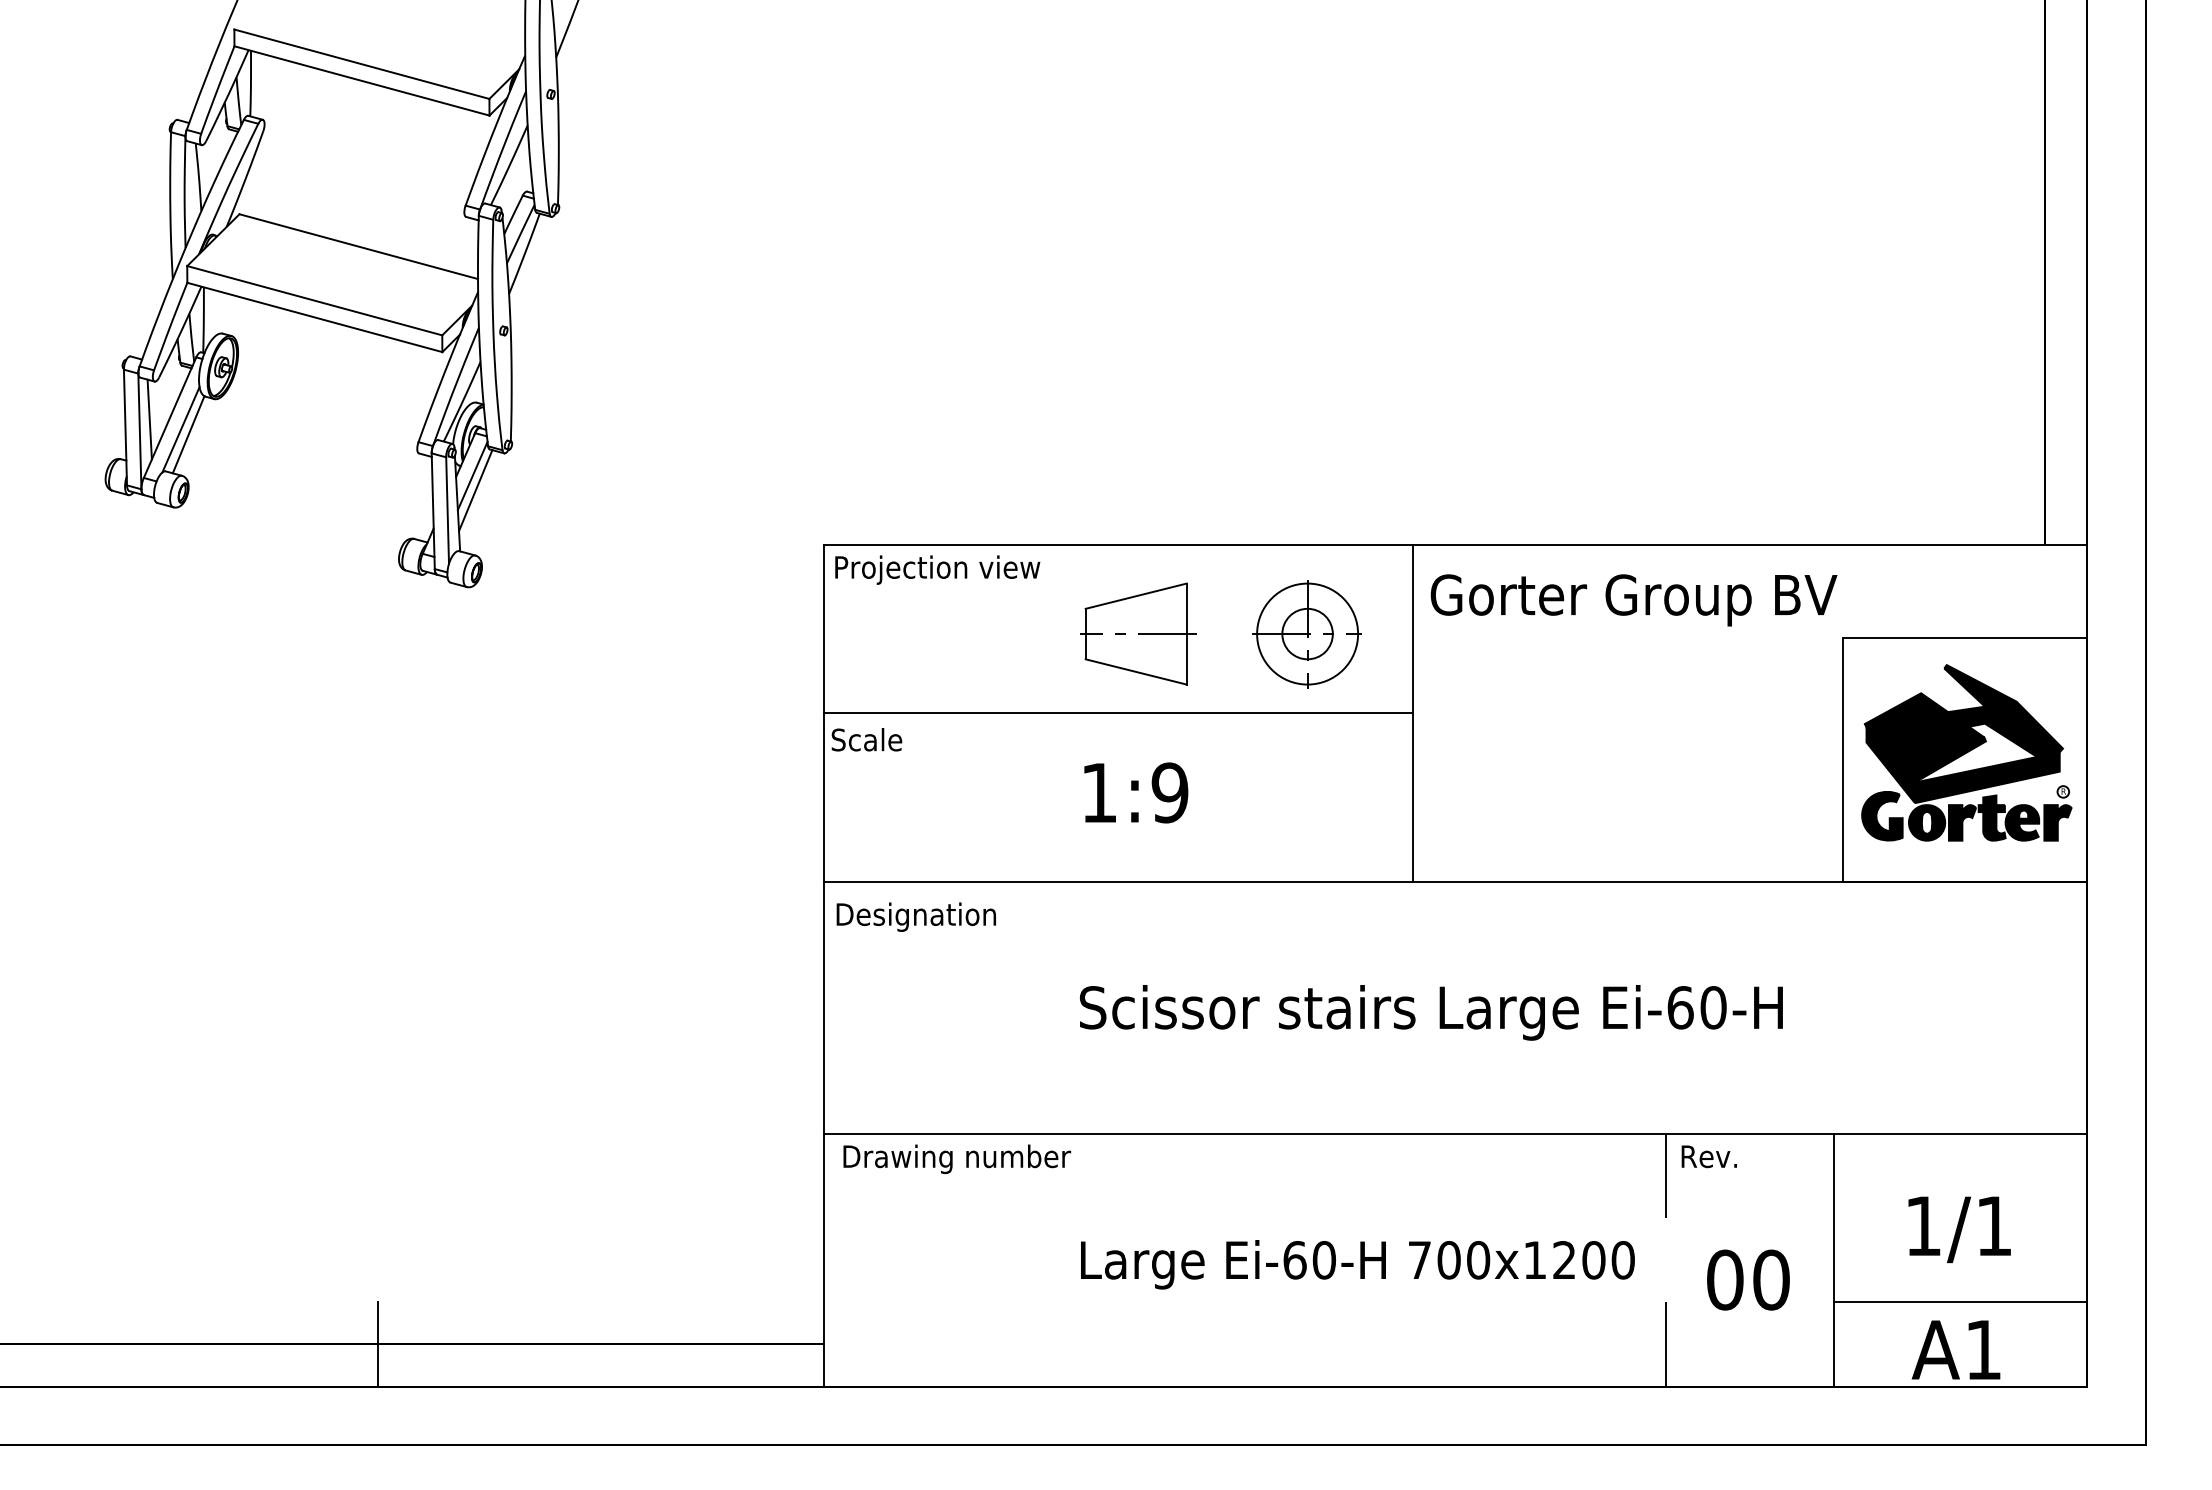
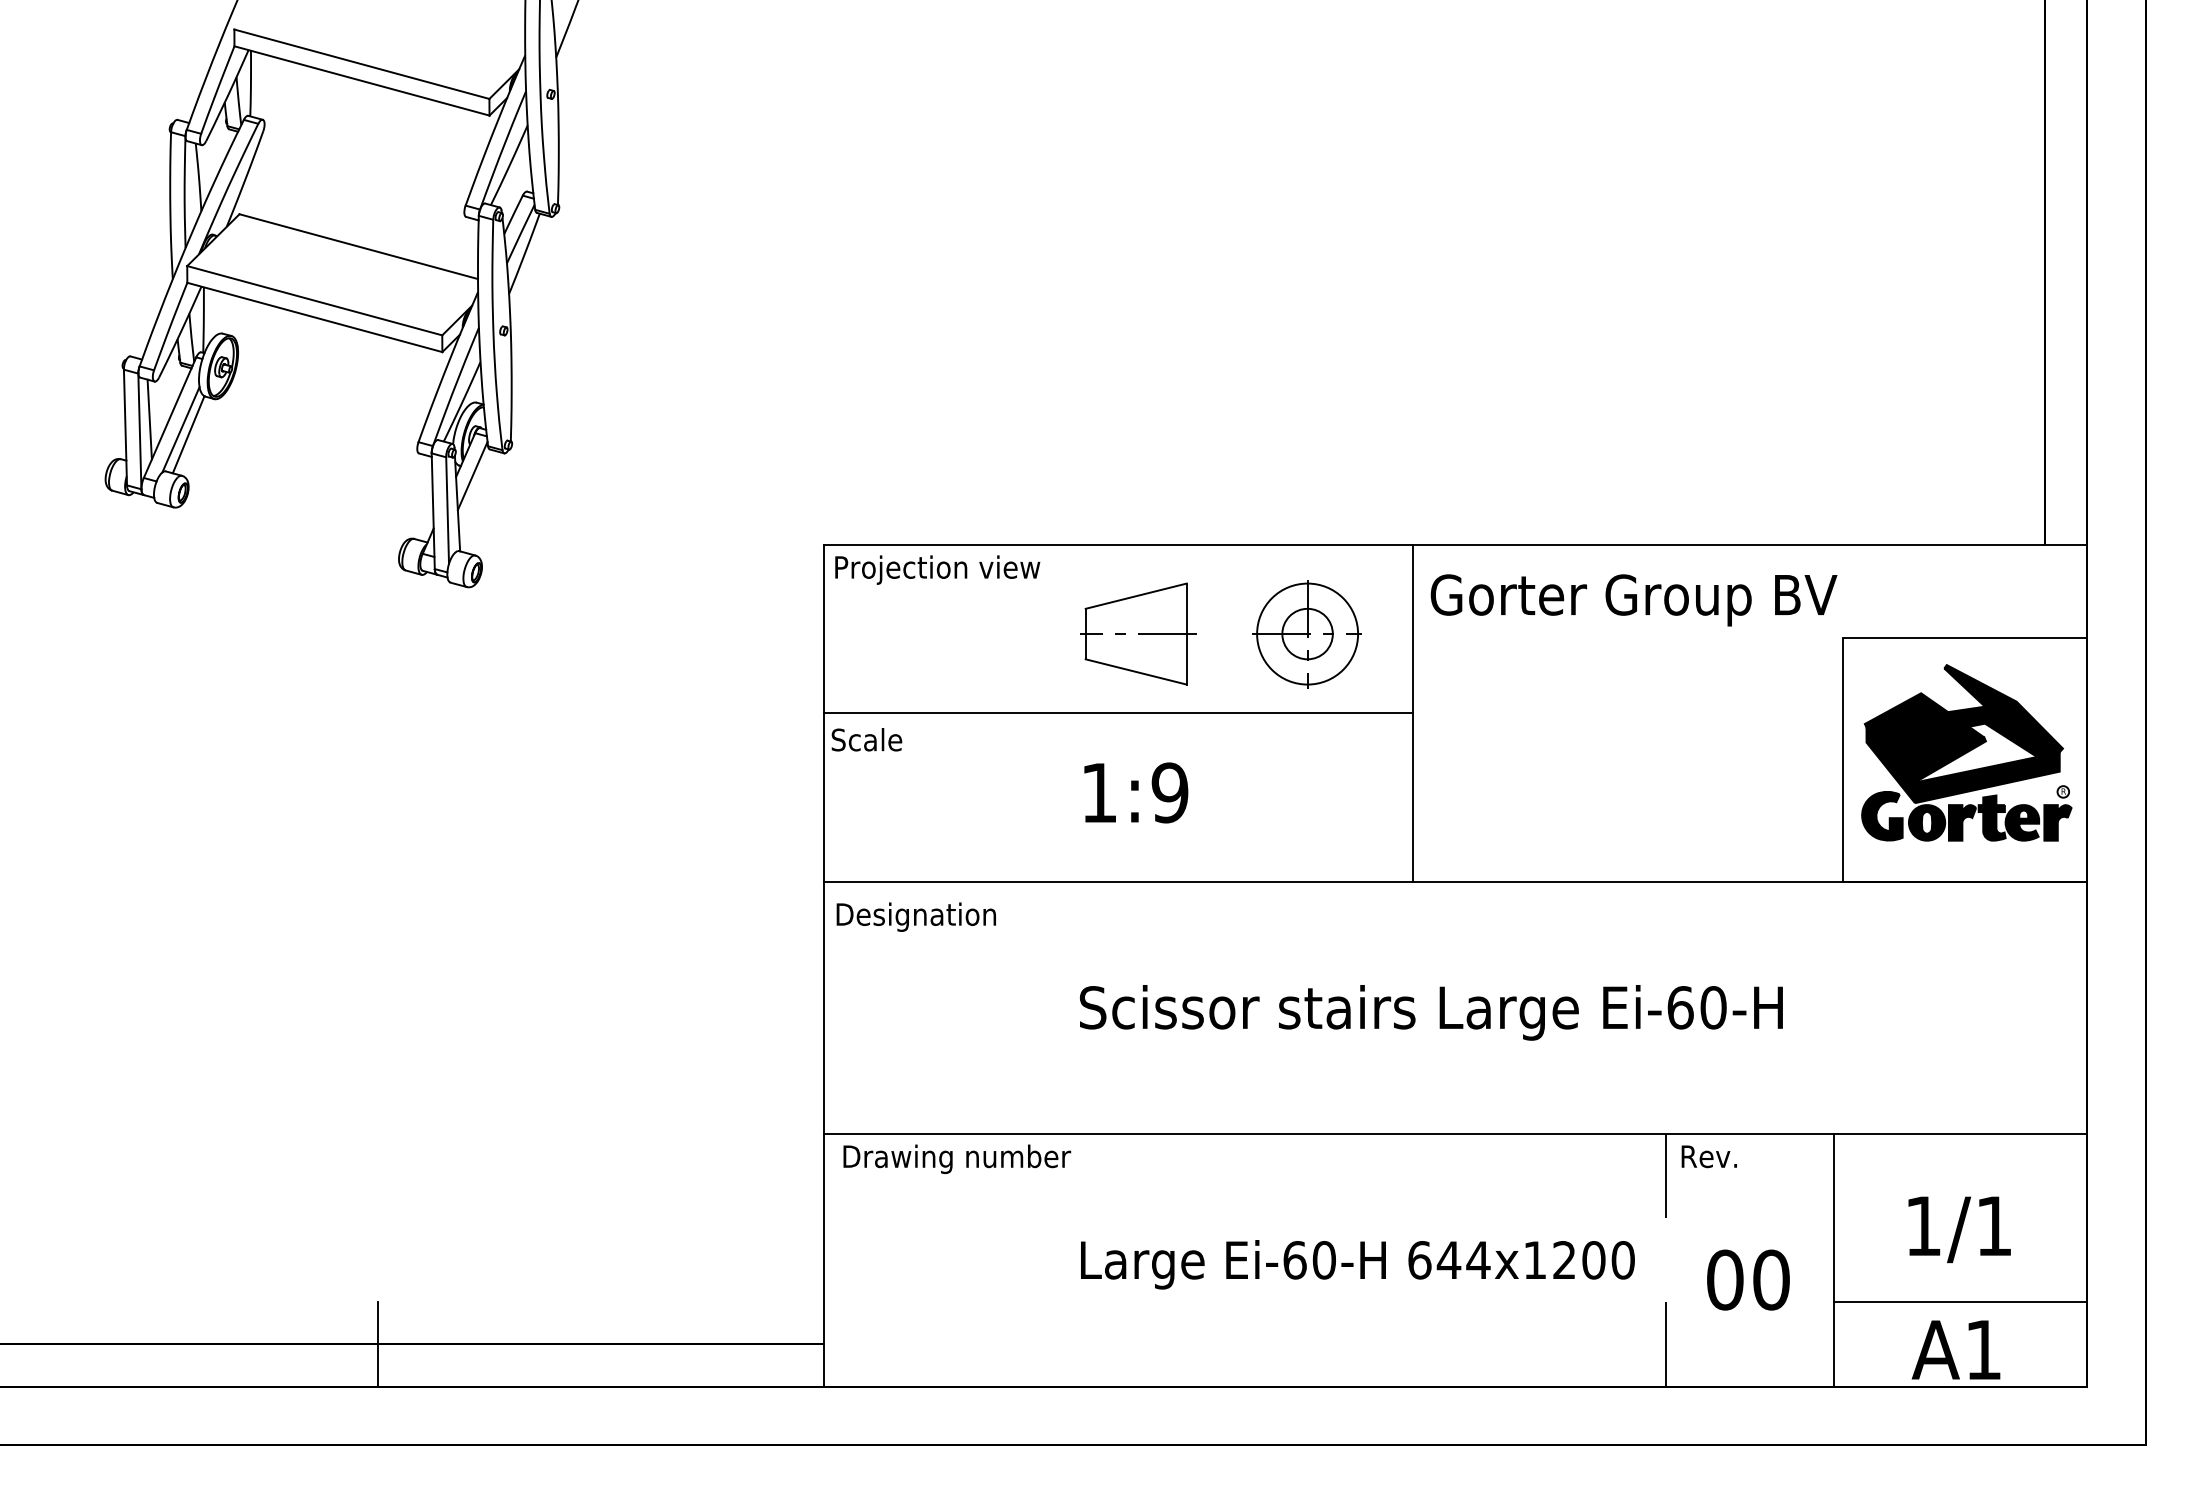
line: present -> none (475, 490)
text: 700x1200 -> 644x1200 (1449, 1260)
